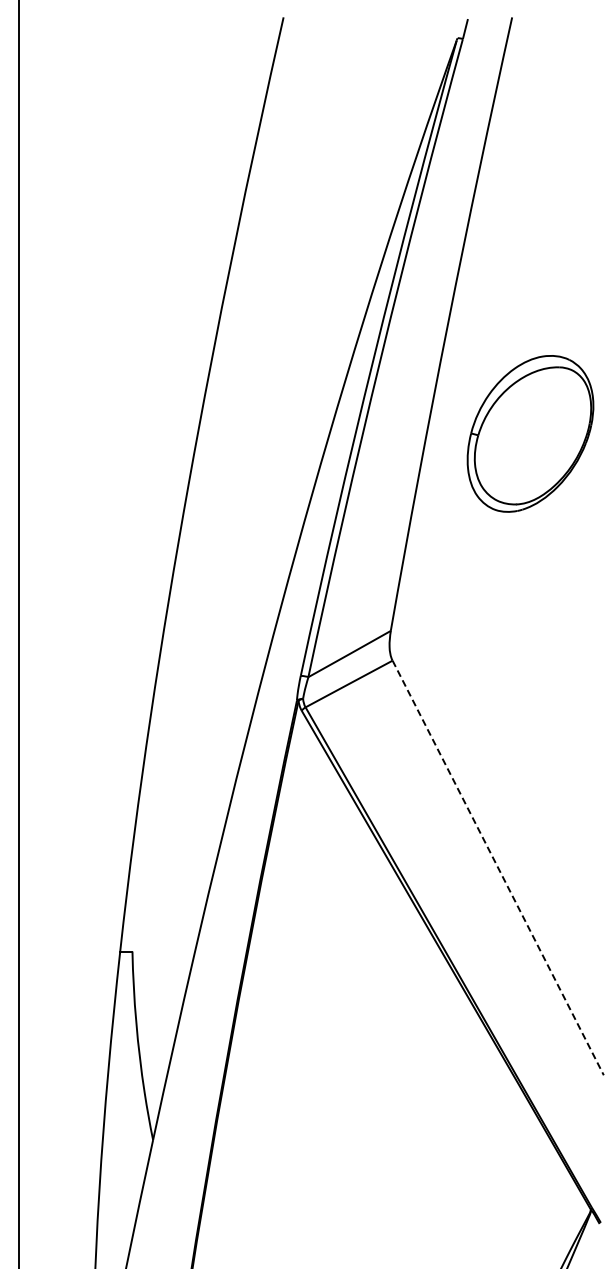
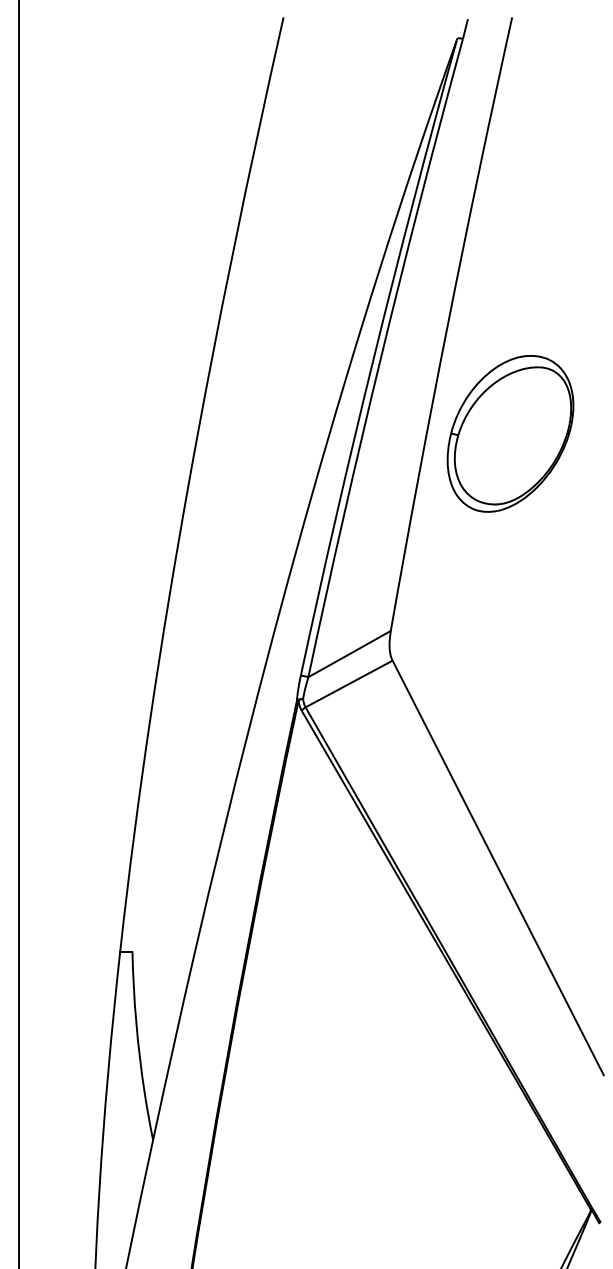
part position: (530, 433) -> (510, 433) (510, 433)
line: dashed -> solid (498, 867)
